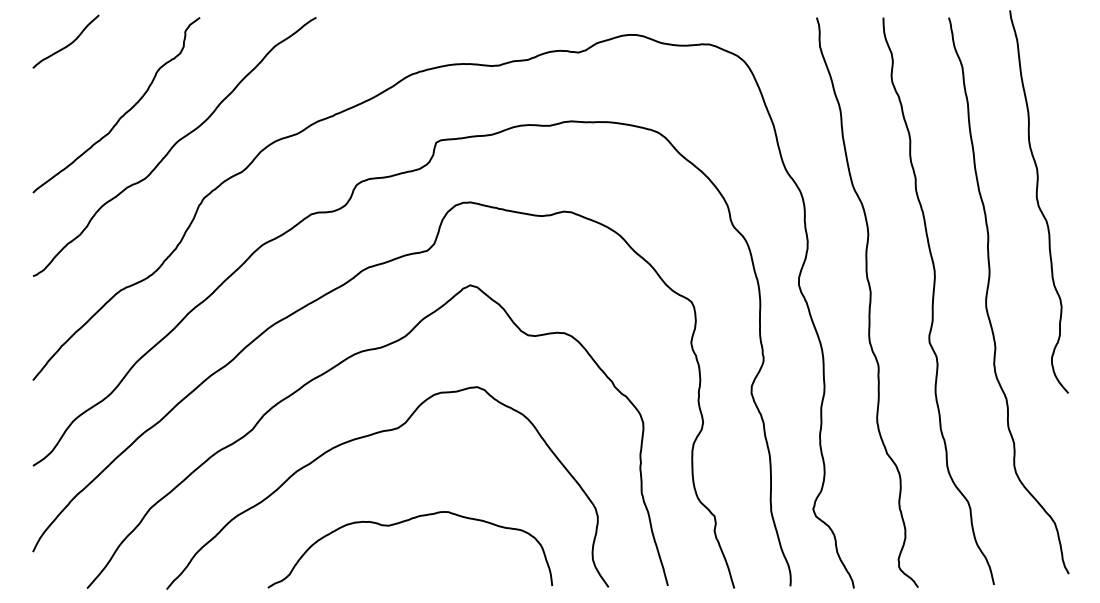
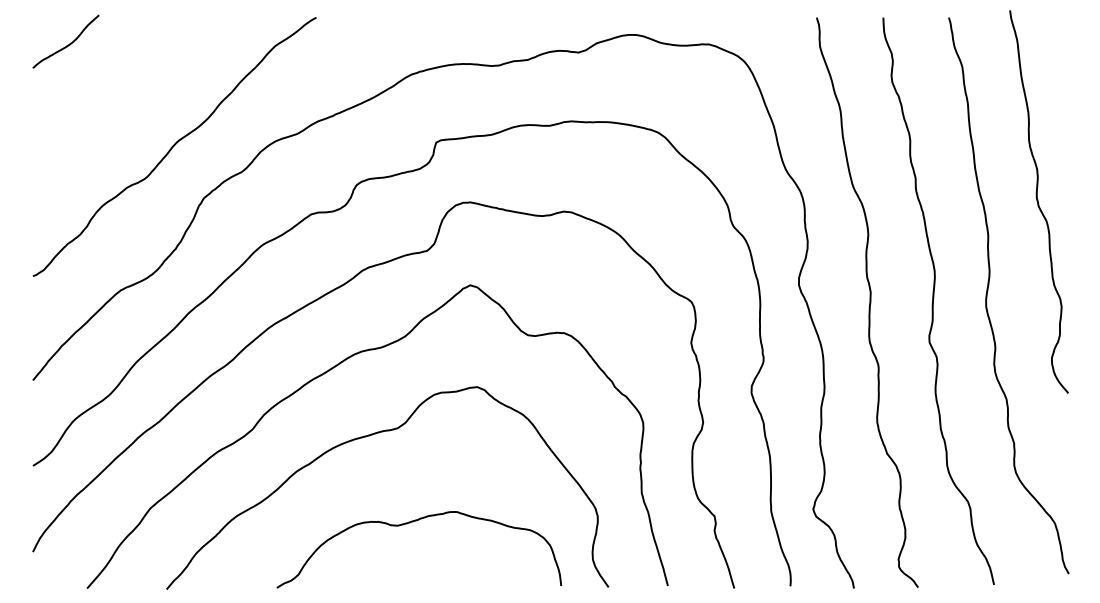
curve: present -> none (124, 113)
curve position: (401, 523) -> (410, 523) (410, 523)
